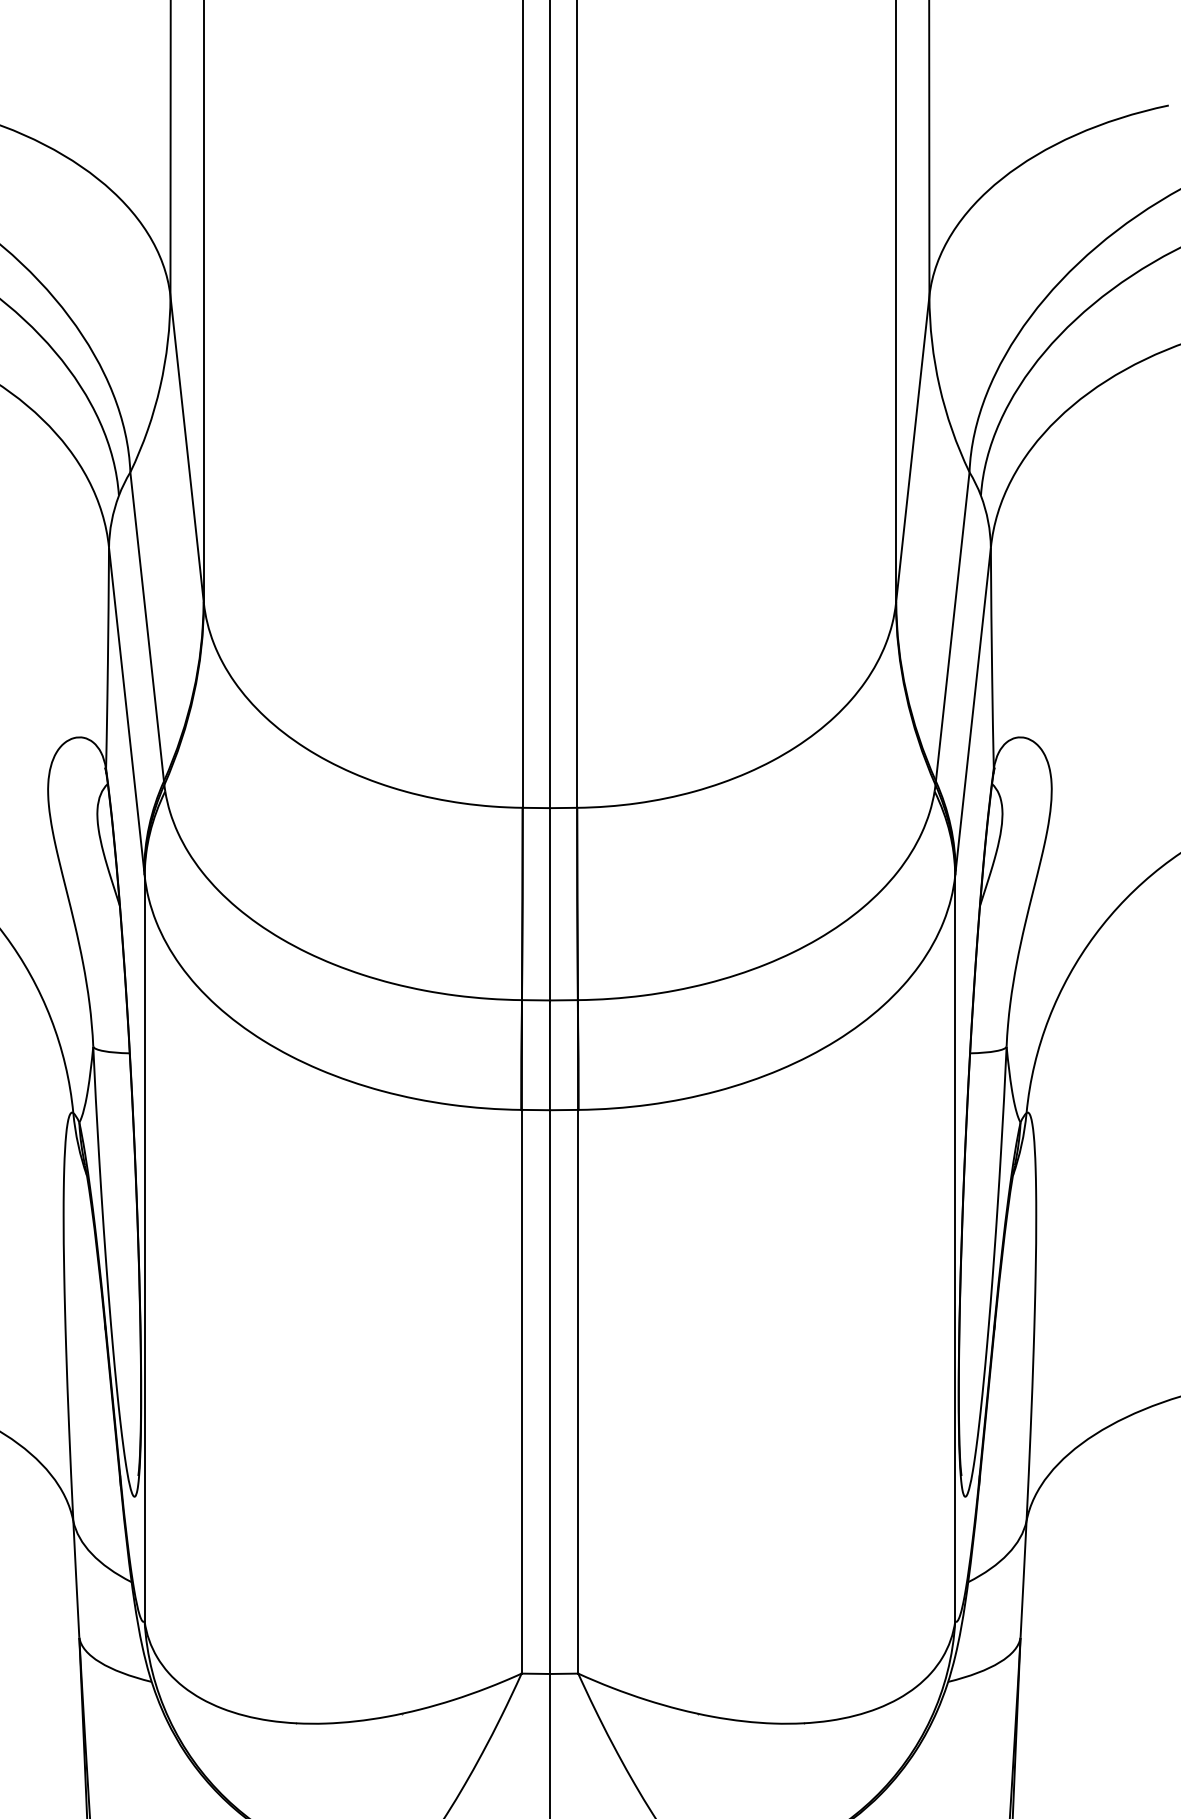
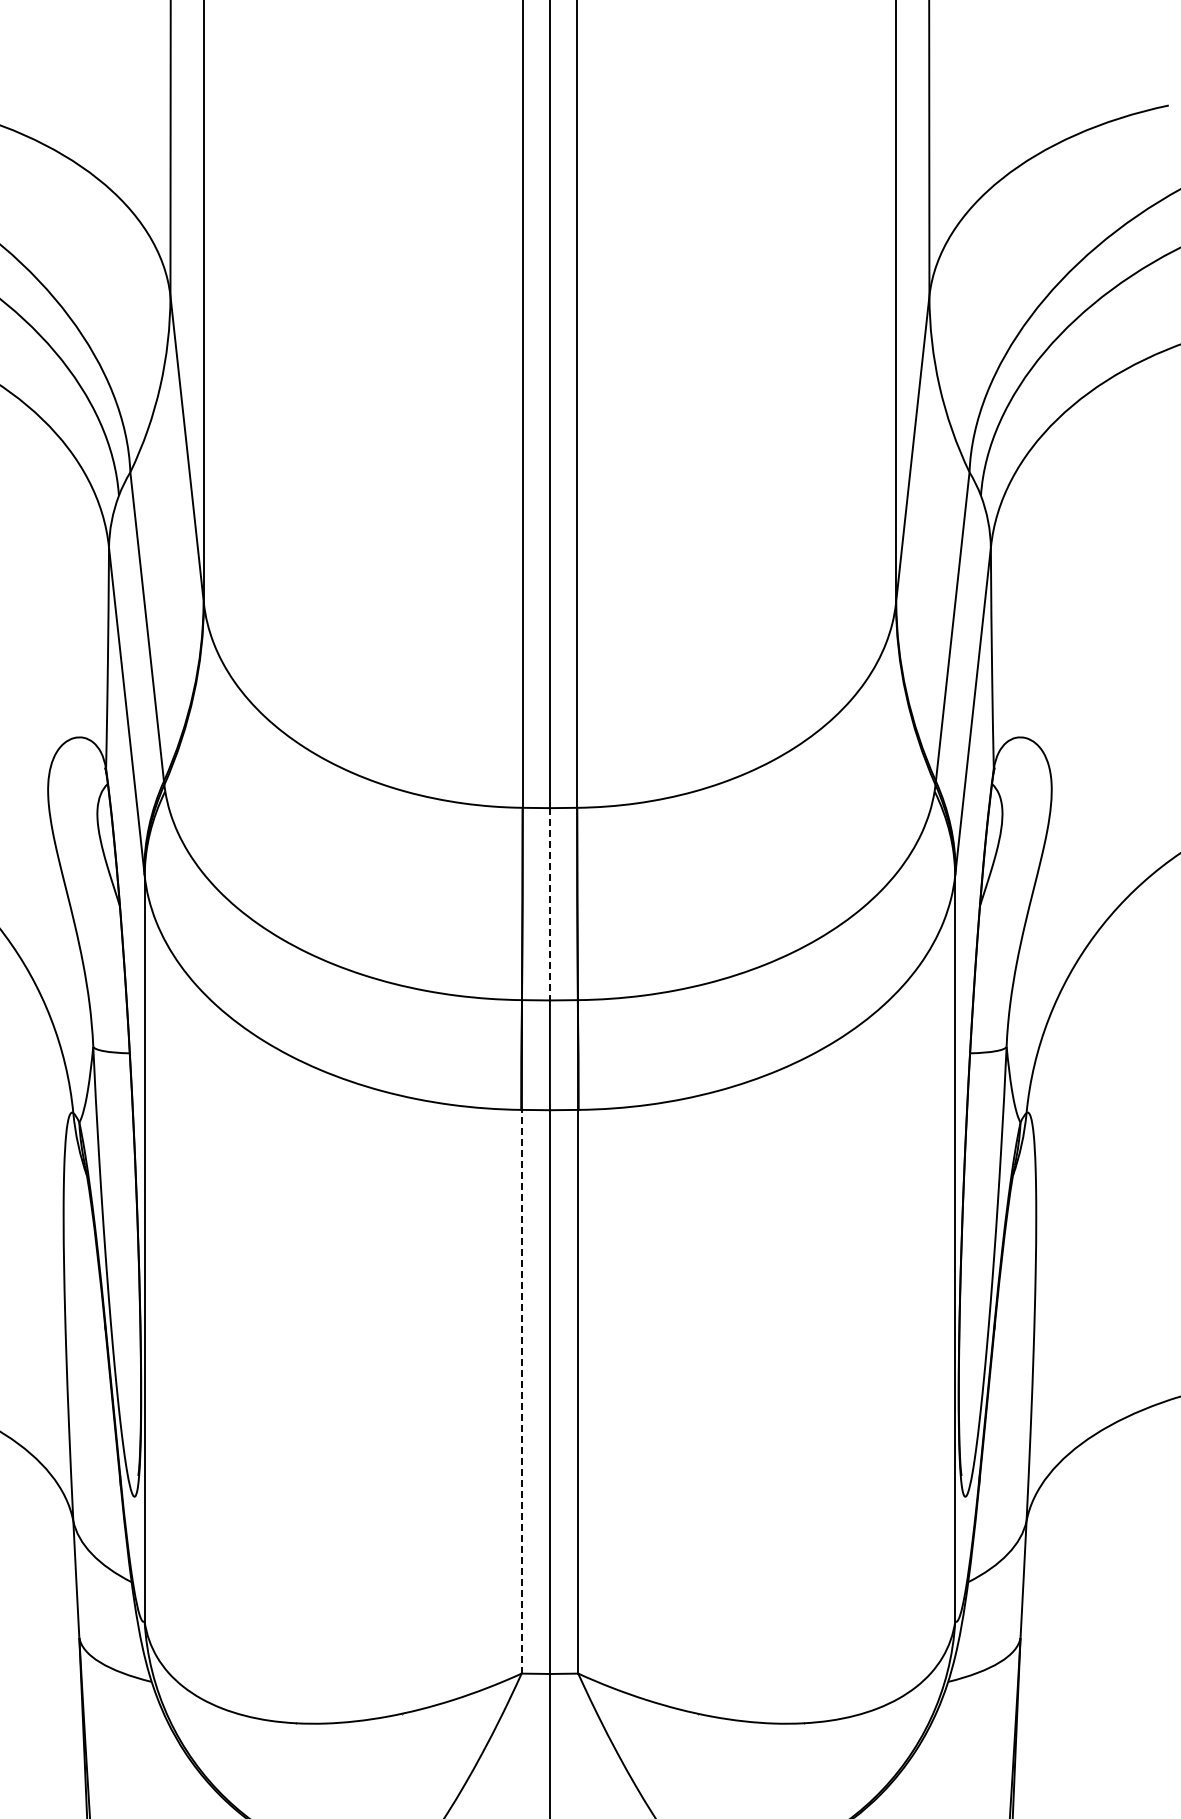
line: solid -> dashed (549, 905)
line: solid -> dashed (521, 1391)
